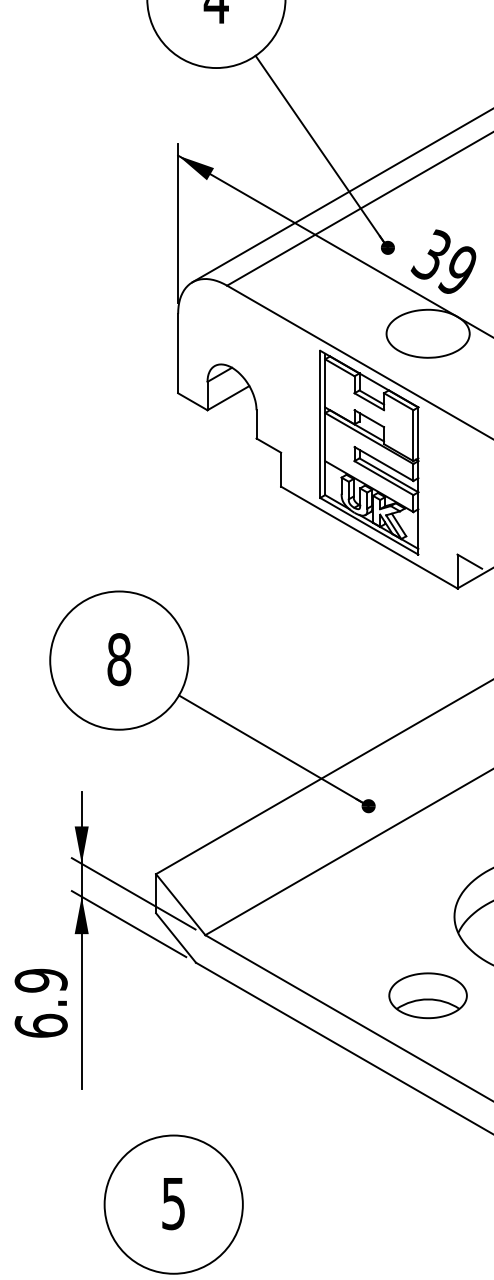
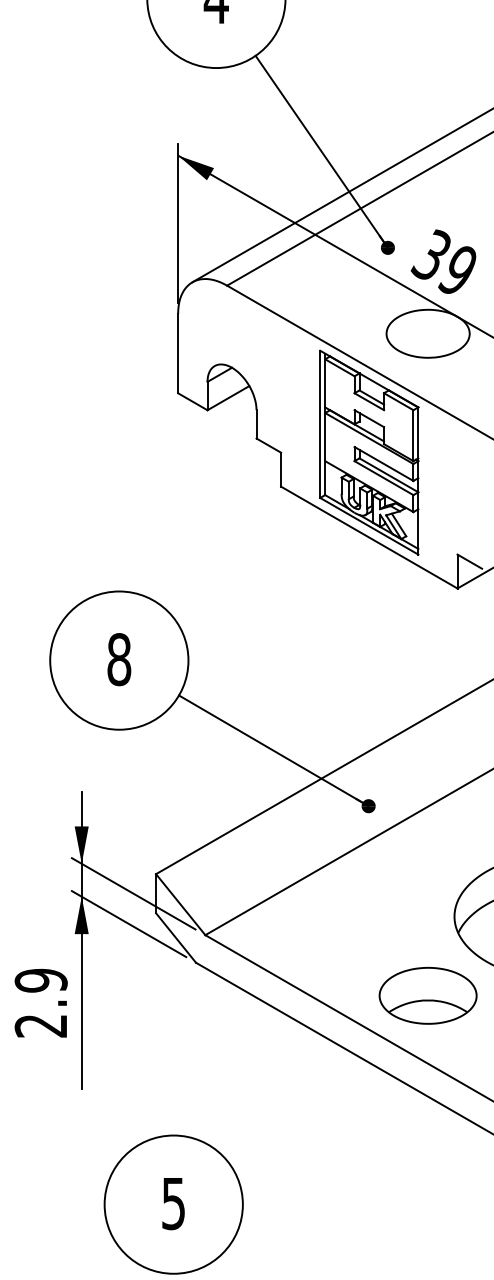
part size: 80x48 px -> 100x59 px (427, 995)
text: 6.9 -> 2.9 (40, 1025)
